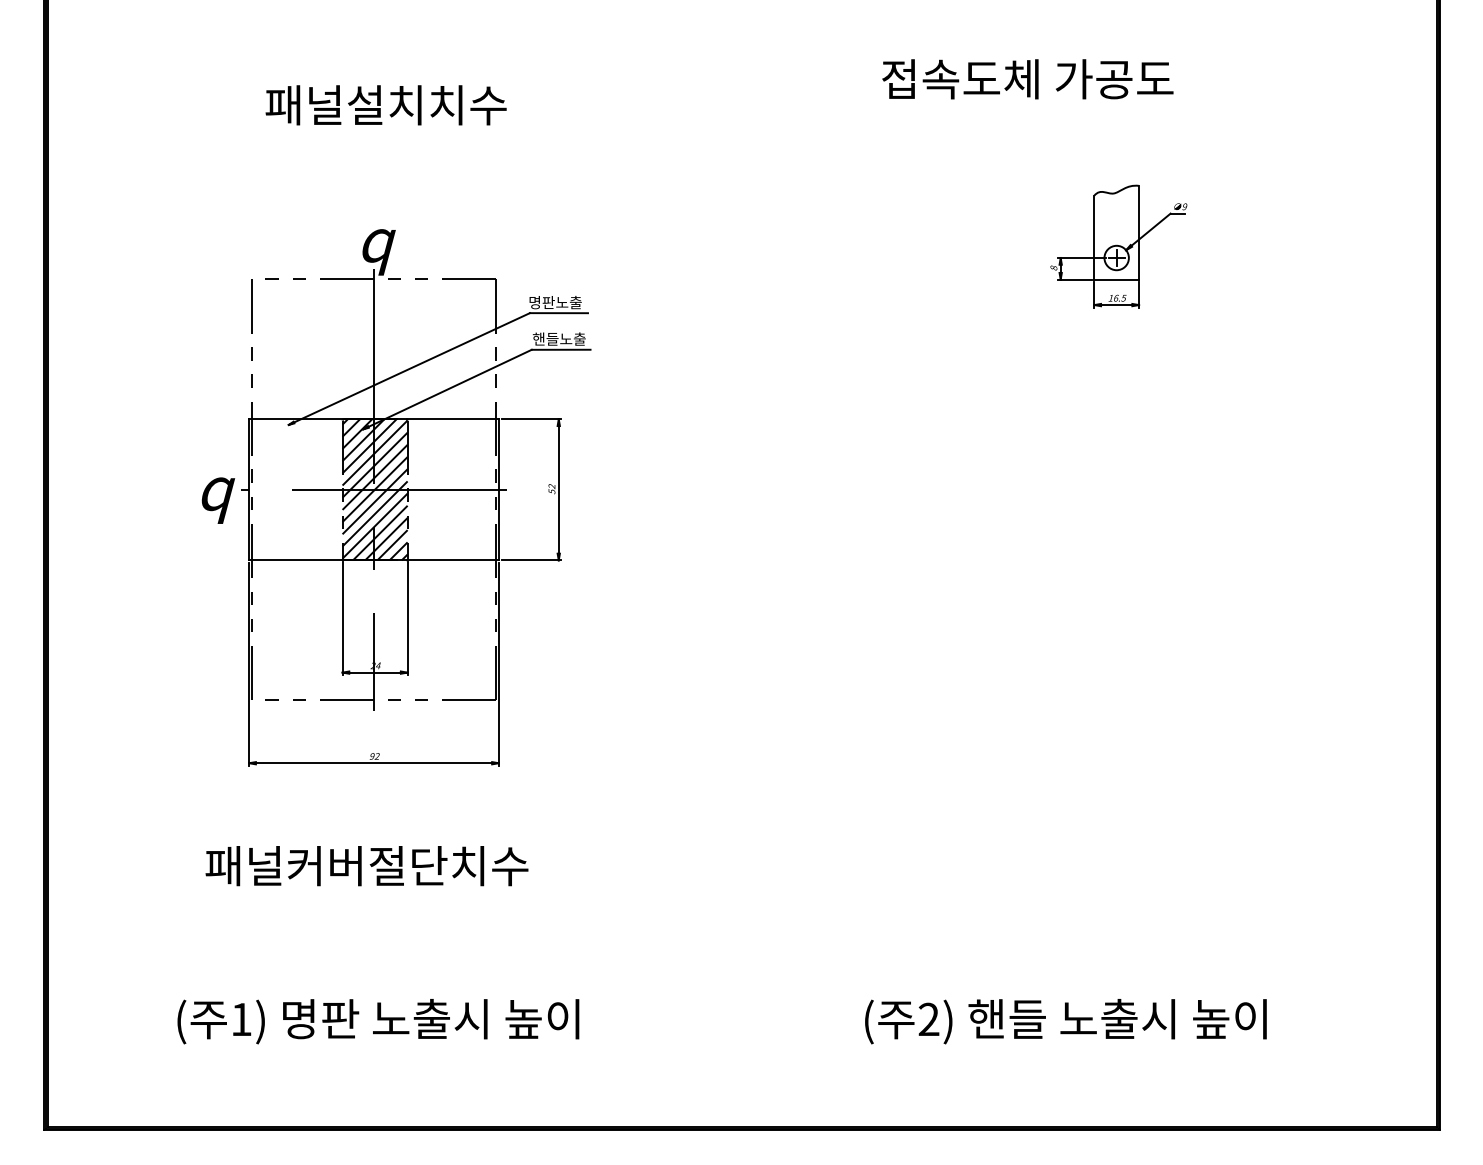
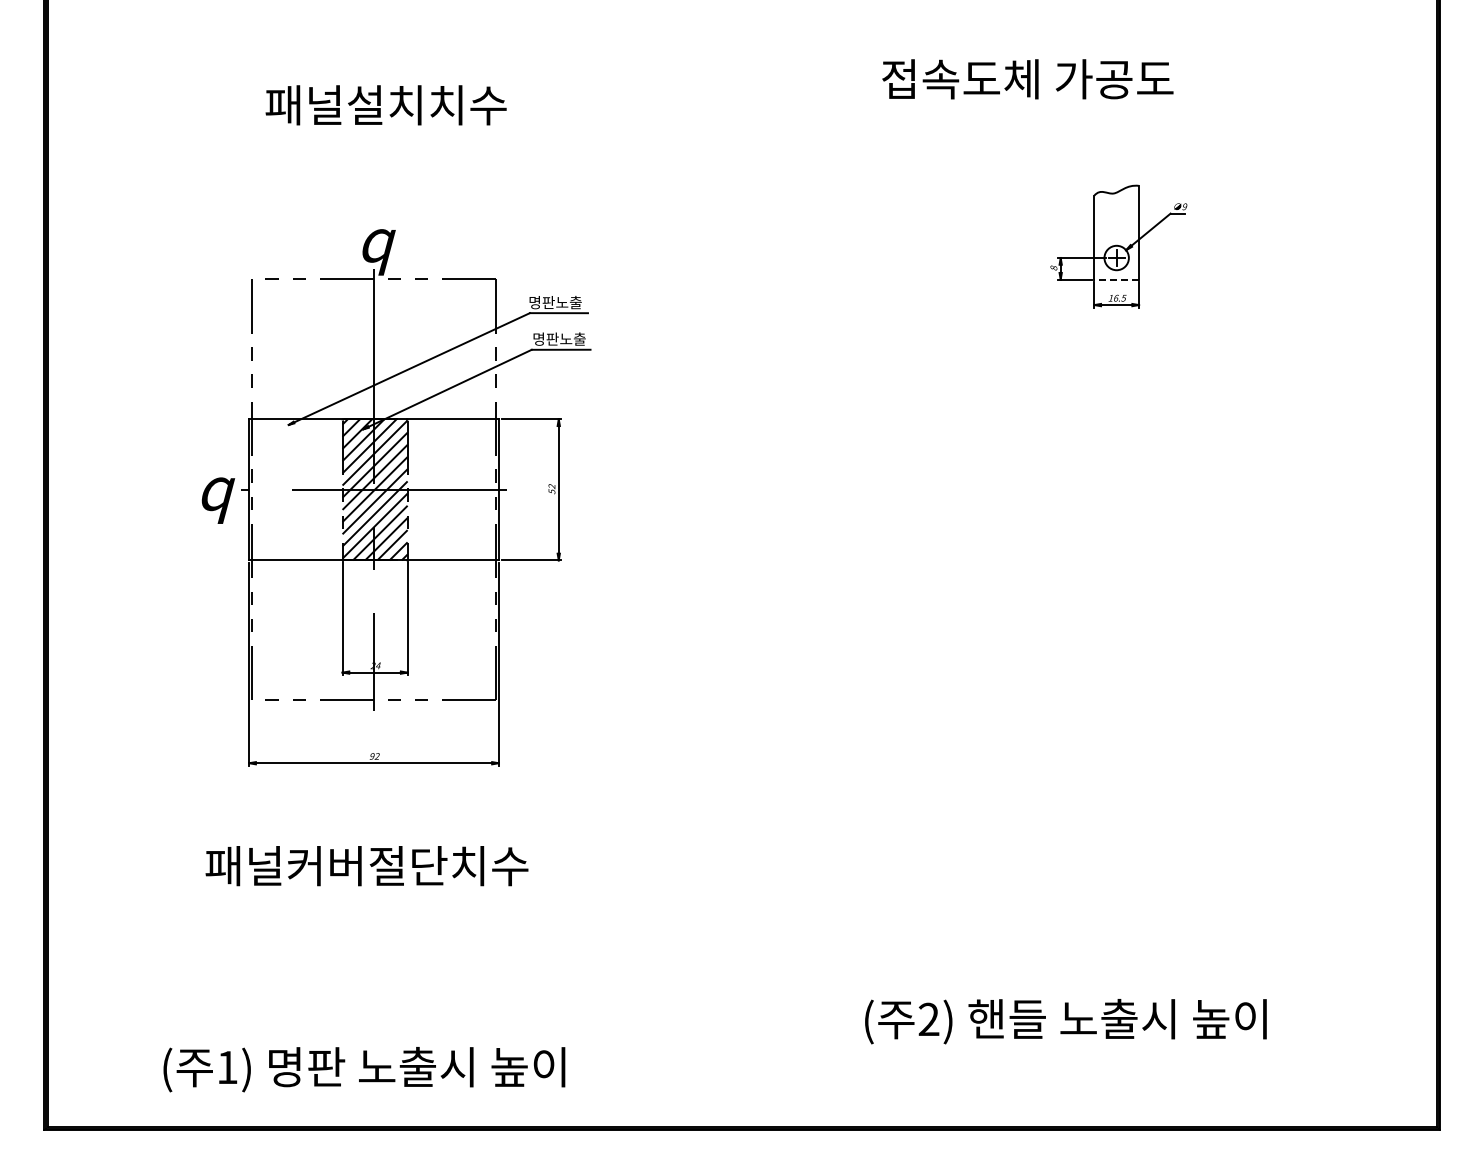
line: solid -> dashed (1116, 279)
text: 핸들노출 -> 명판노출 (545, 338)
text position: (378, 1021) -> (364, 1069) (364, 1069)
